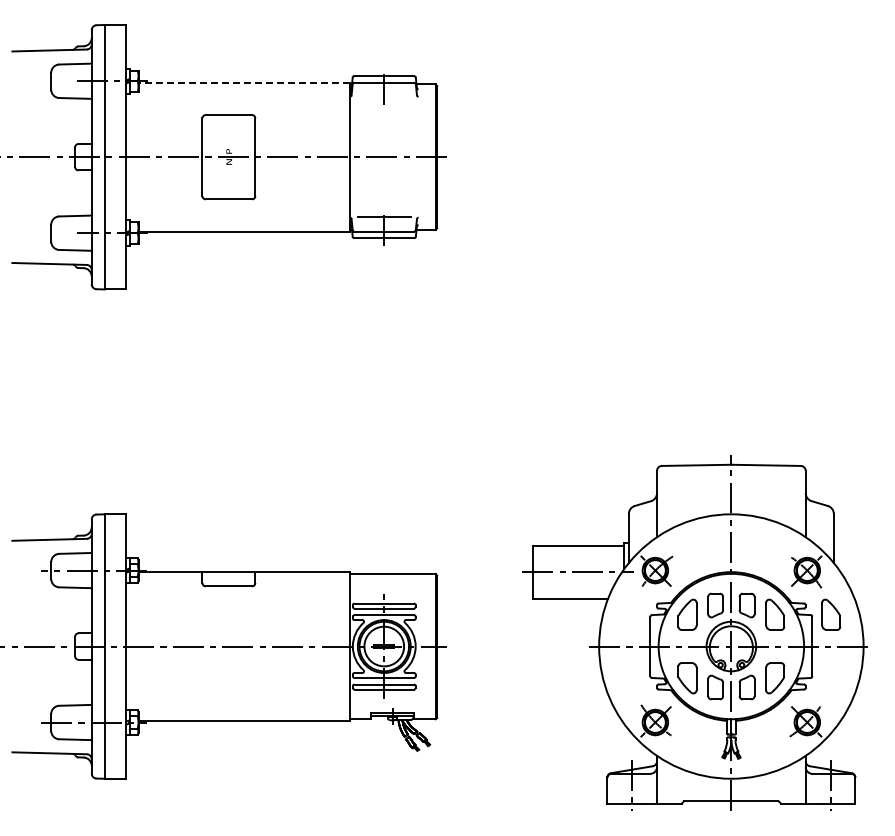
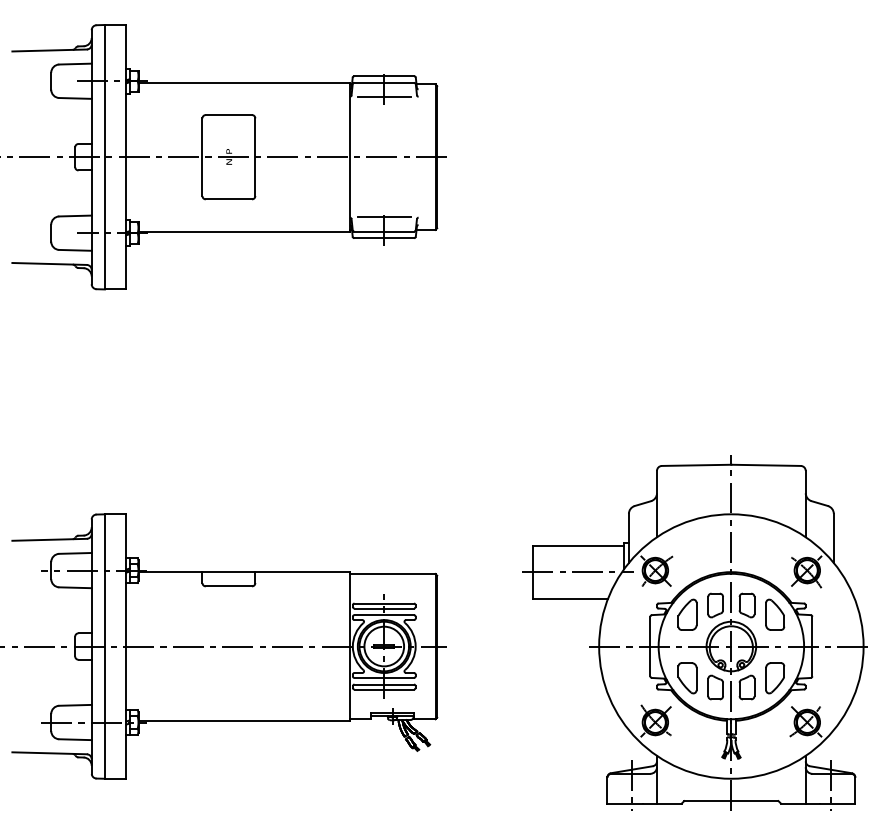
line: dashed -> solid (244, 82)
line: none -> present (384, 97)
part: present -> none (831, 614)
